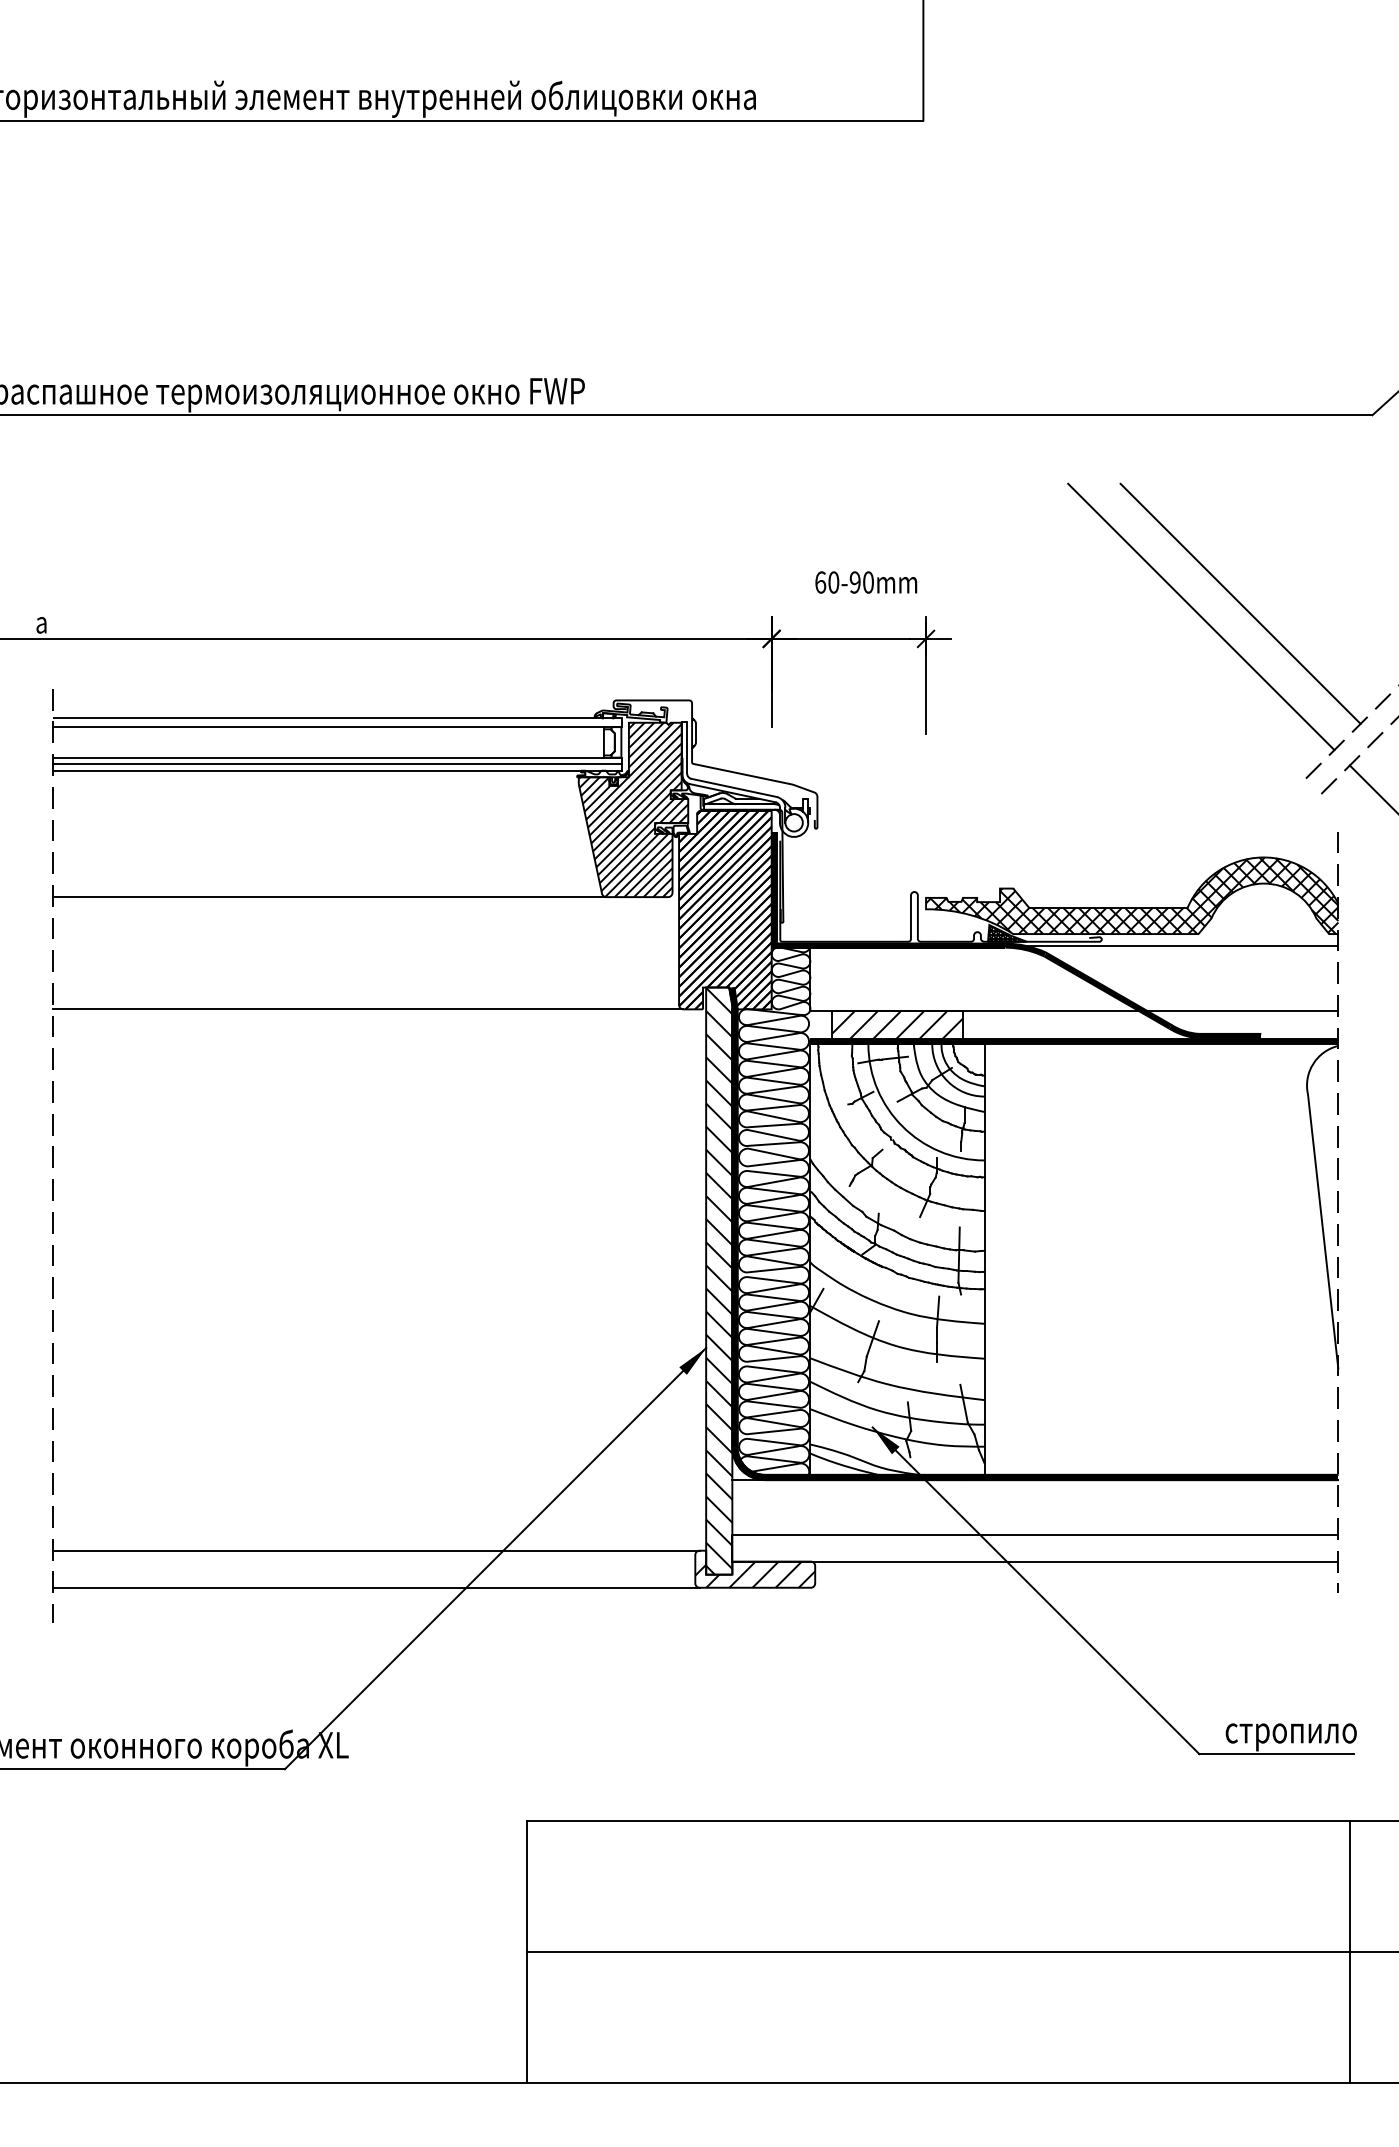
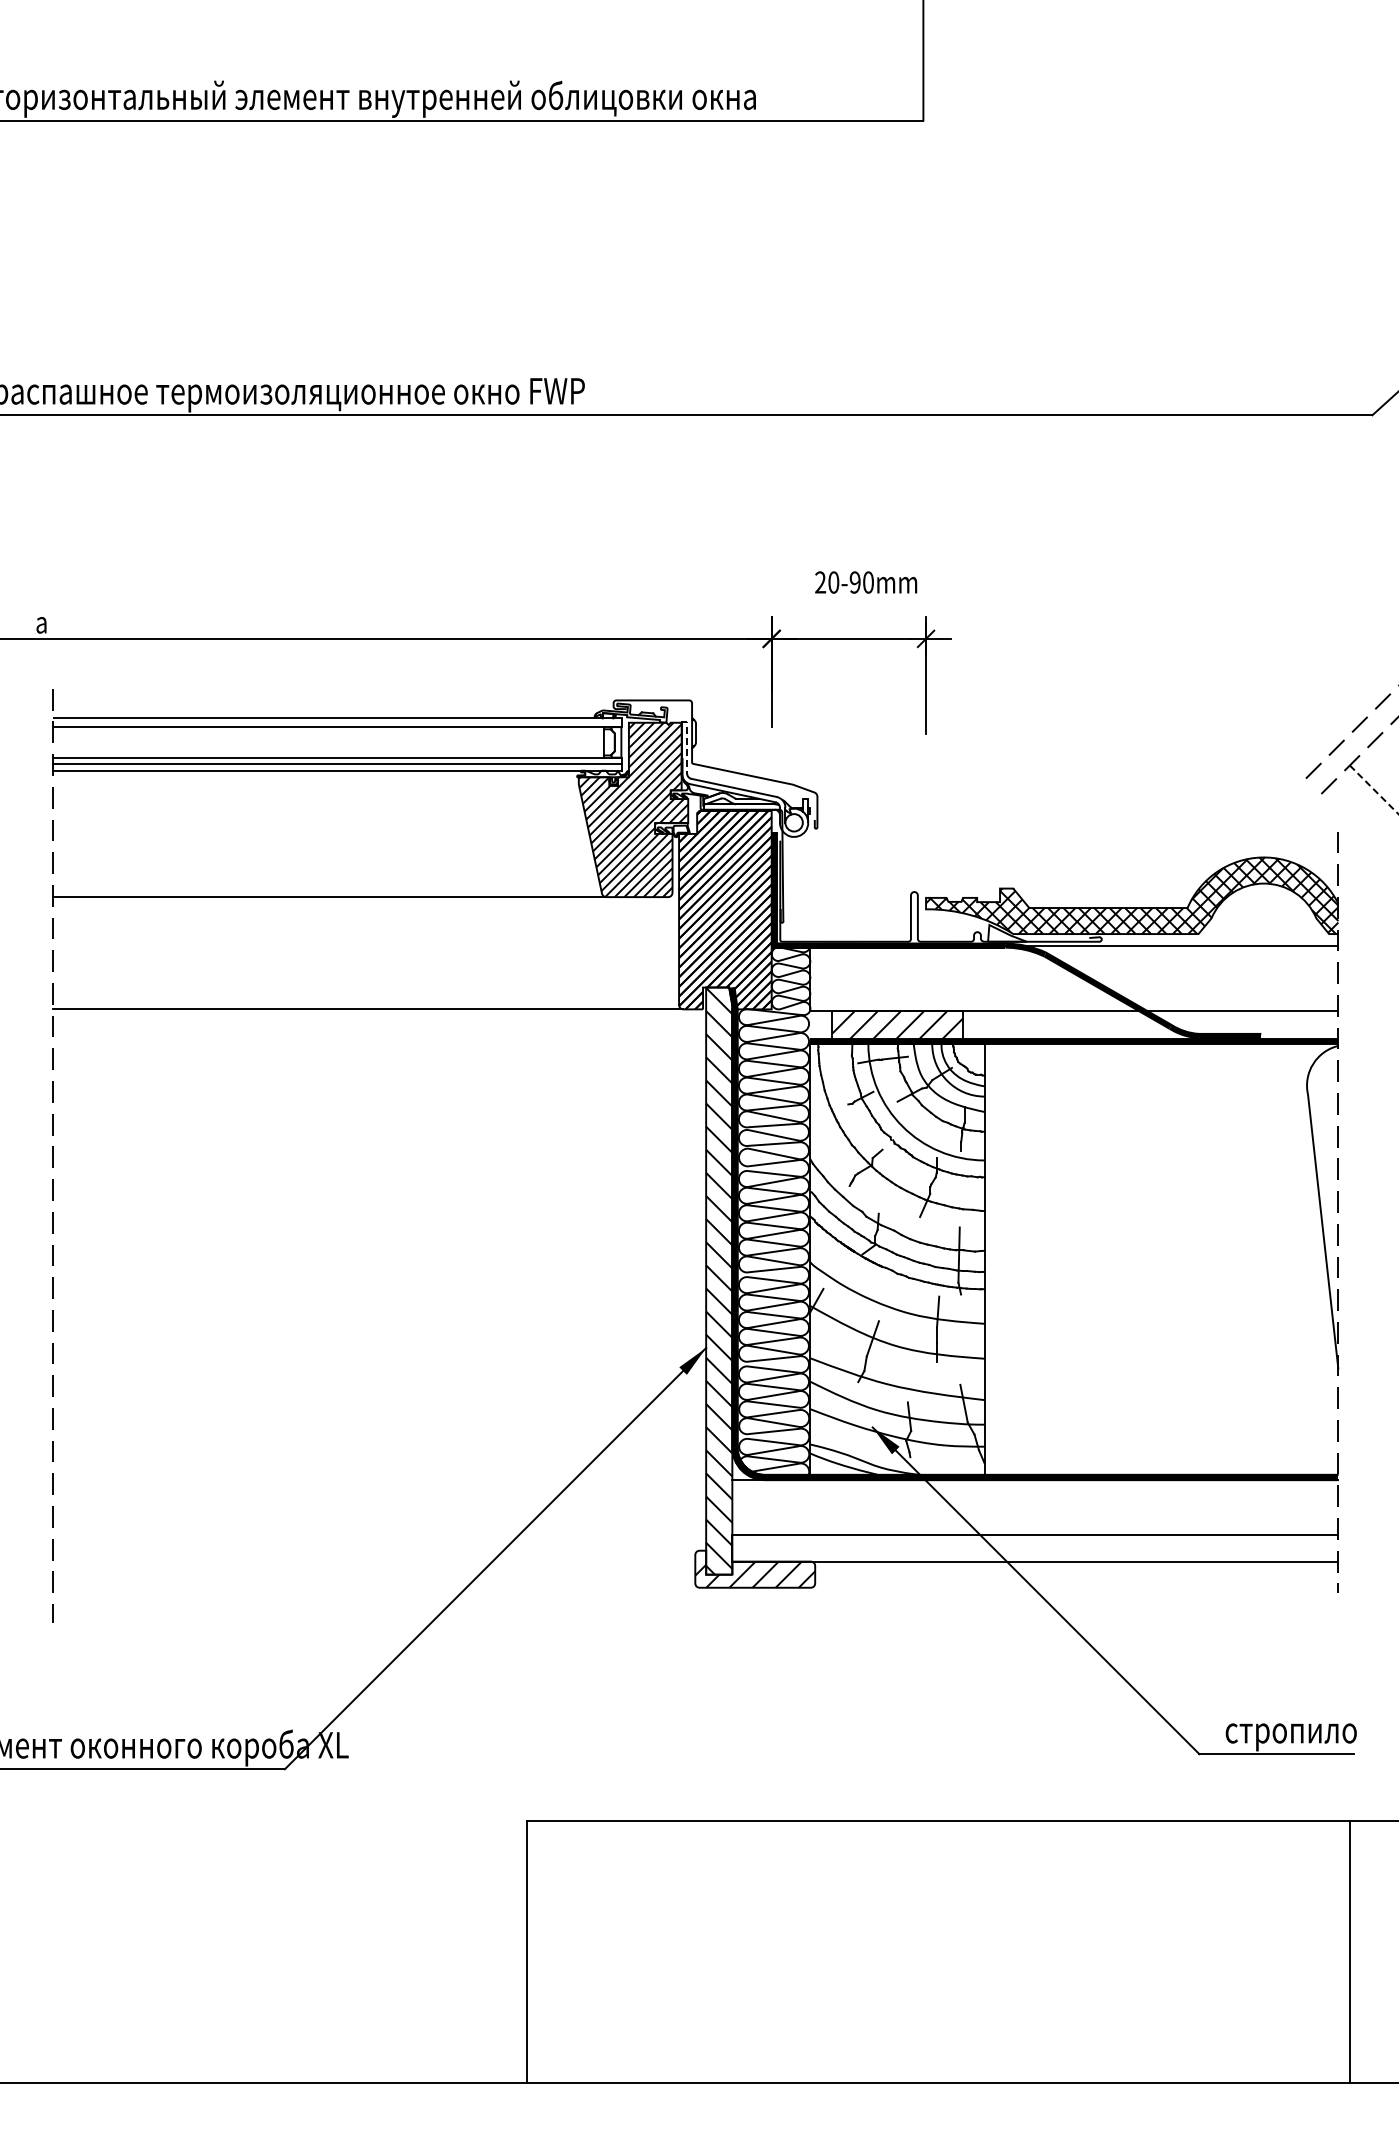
text: 60-90mm -> 20-90mm (820, 582)
line: present -> none (1240, 603)
line: present -> none (1201, 616)
line: solid -> dashed (687, 744)
line: solid -> dashed (1374, 790)
hatch: present -> none (1007, 933)
line: present -> none (375, 1550)
line: present -> none (375, 1587)
line: present -> none (961, 1951)
